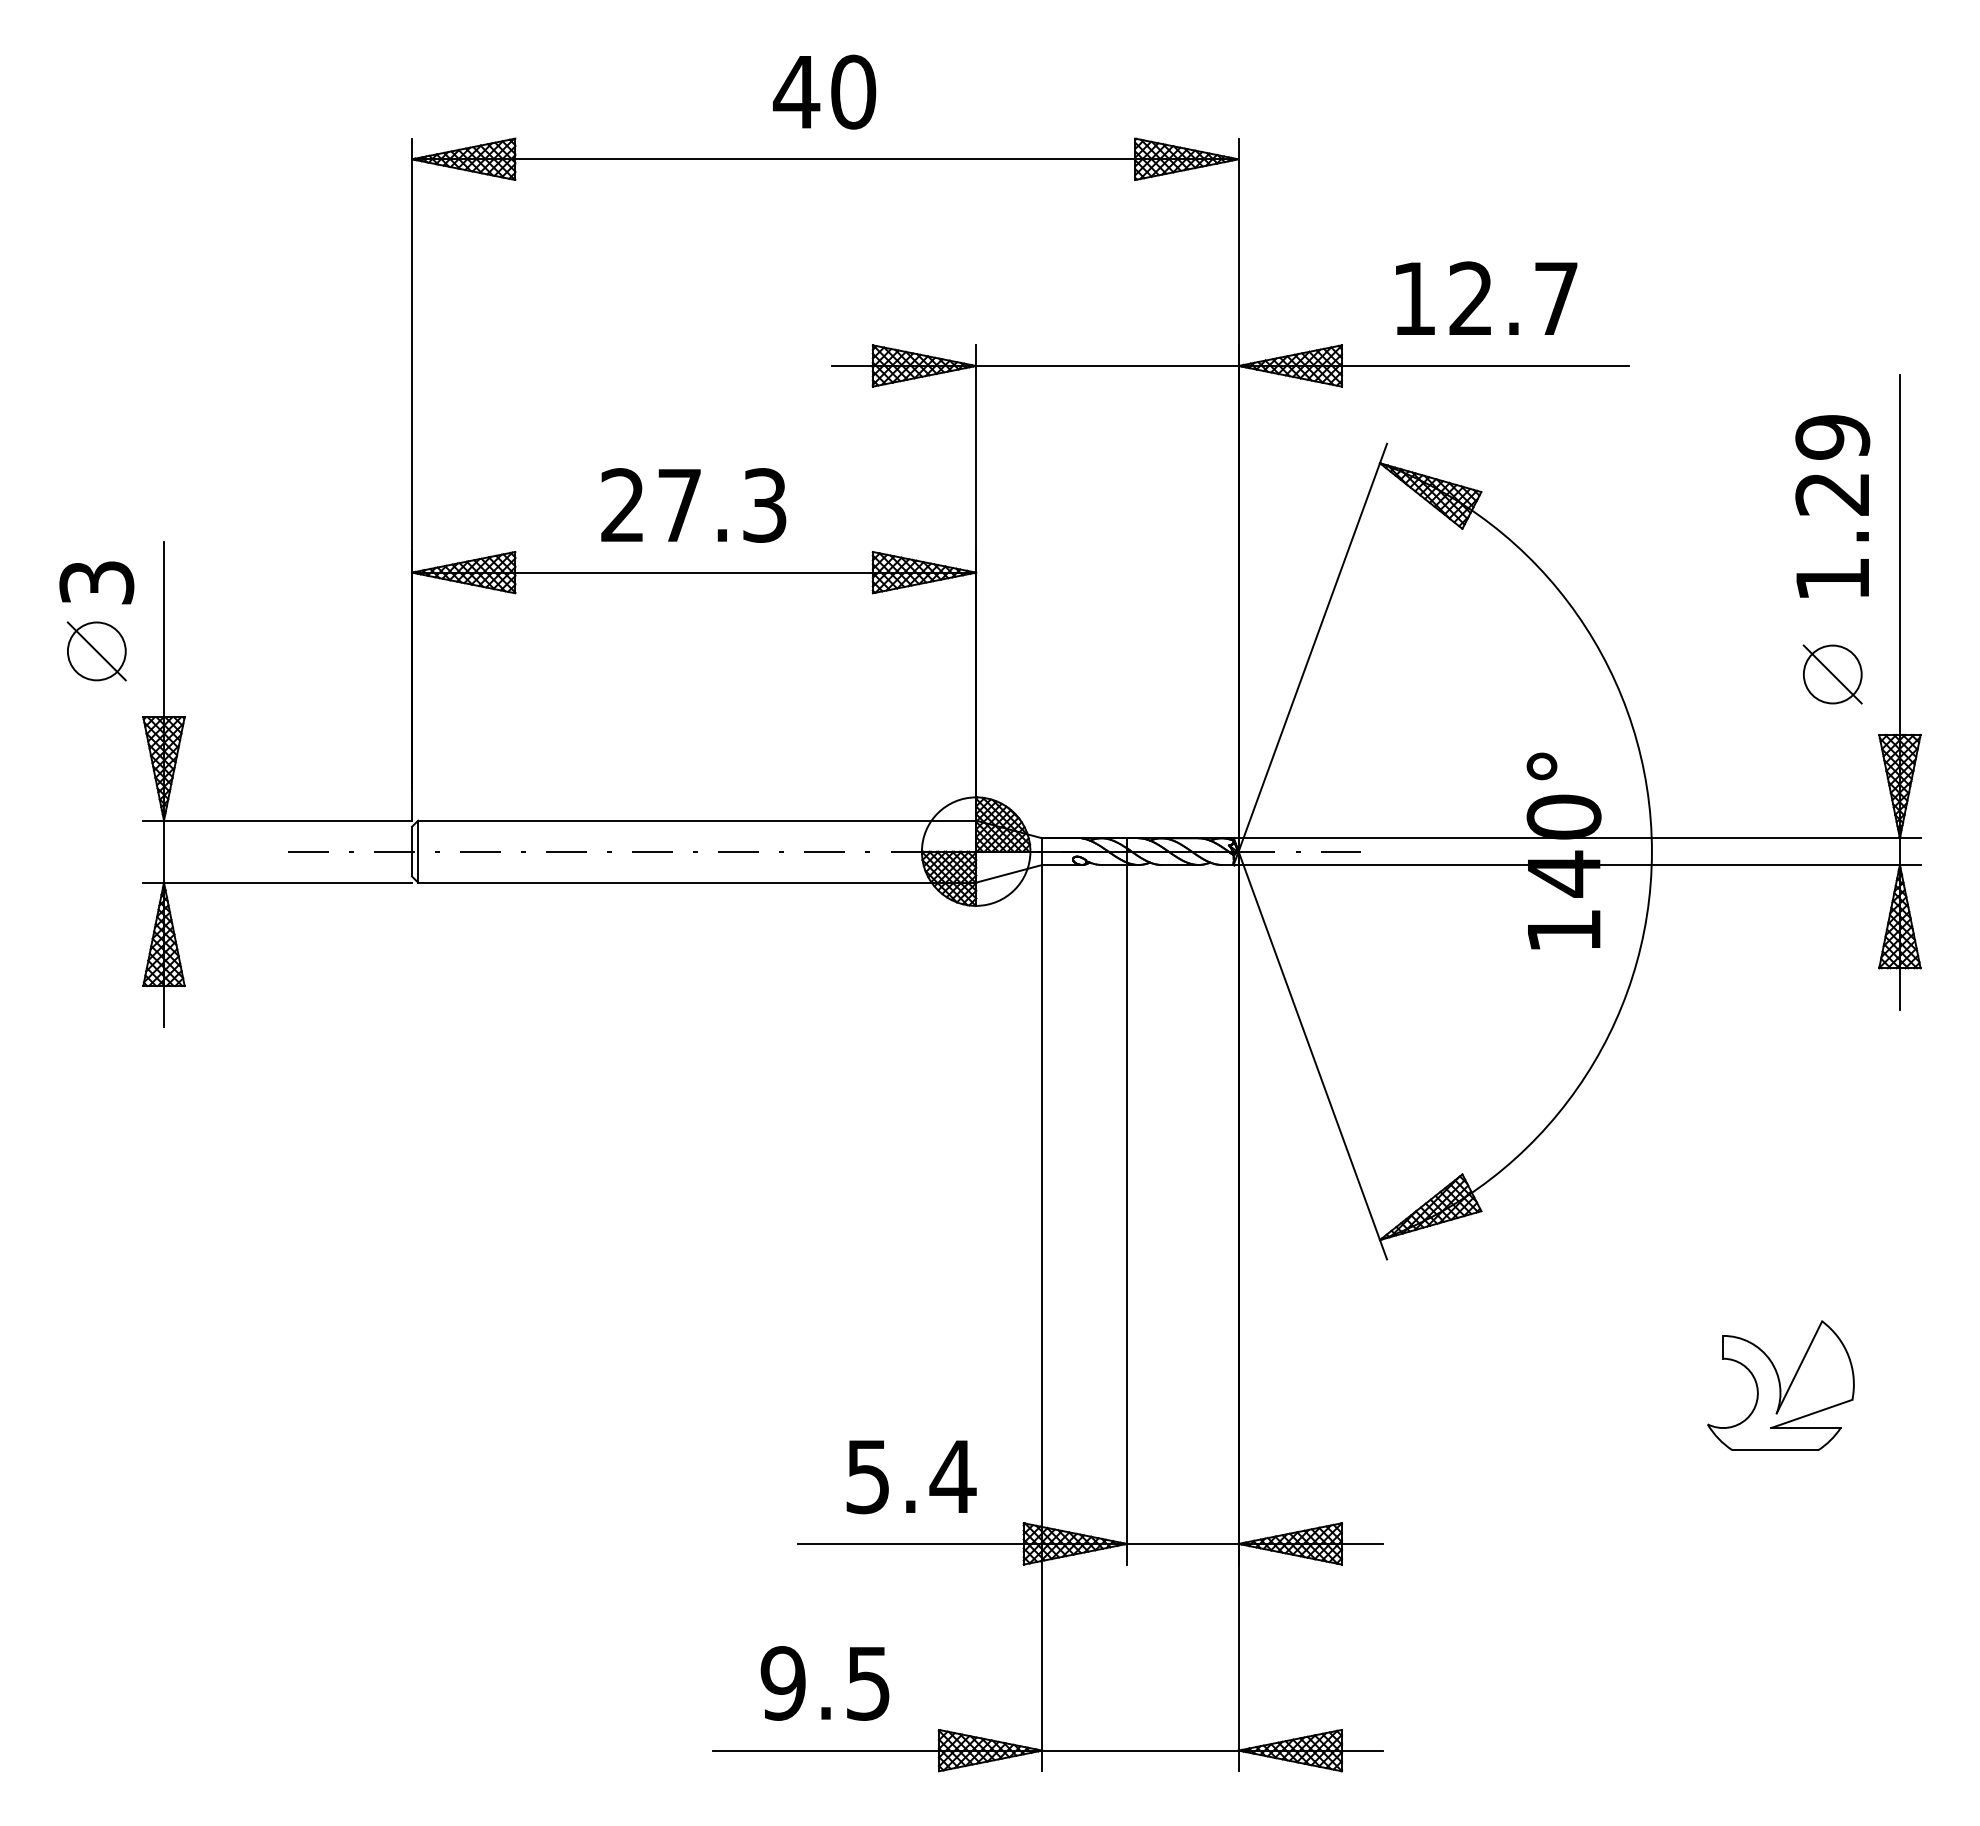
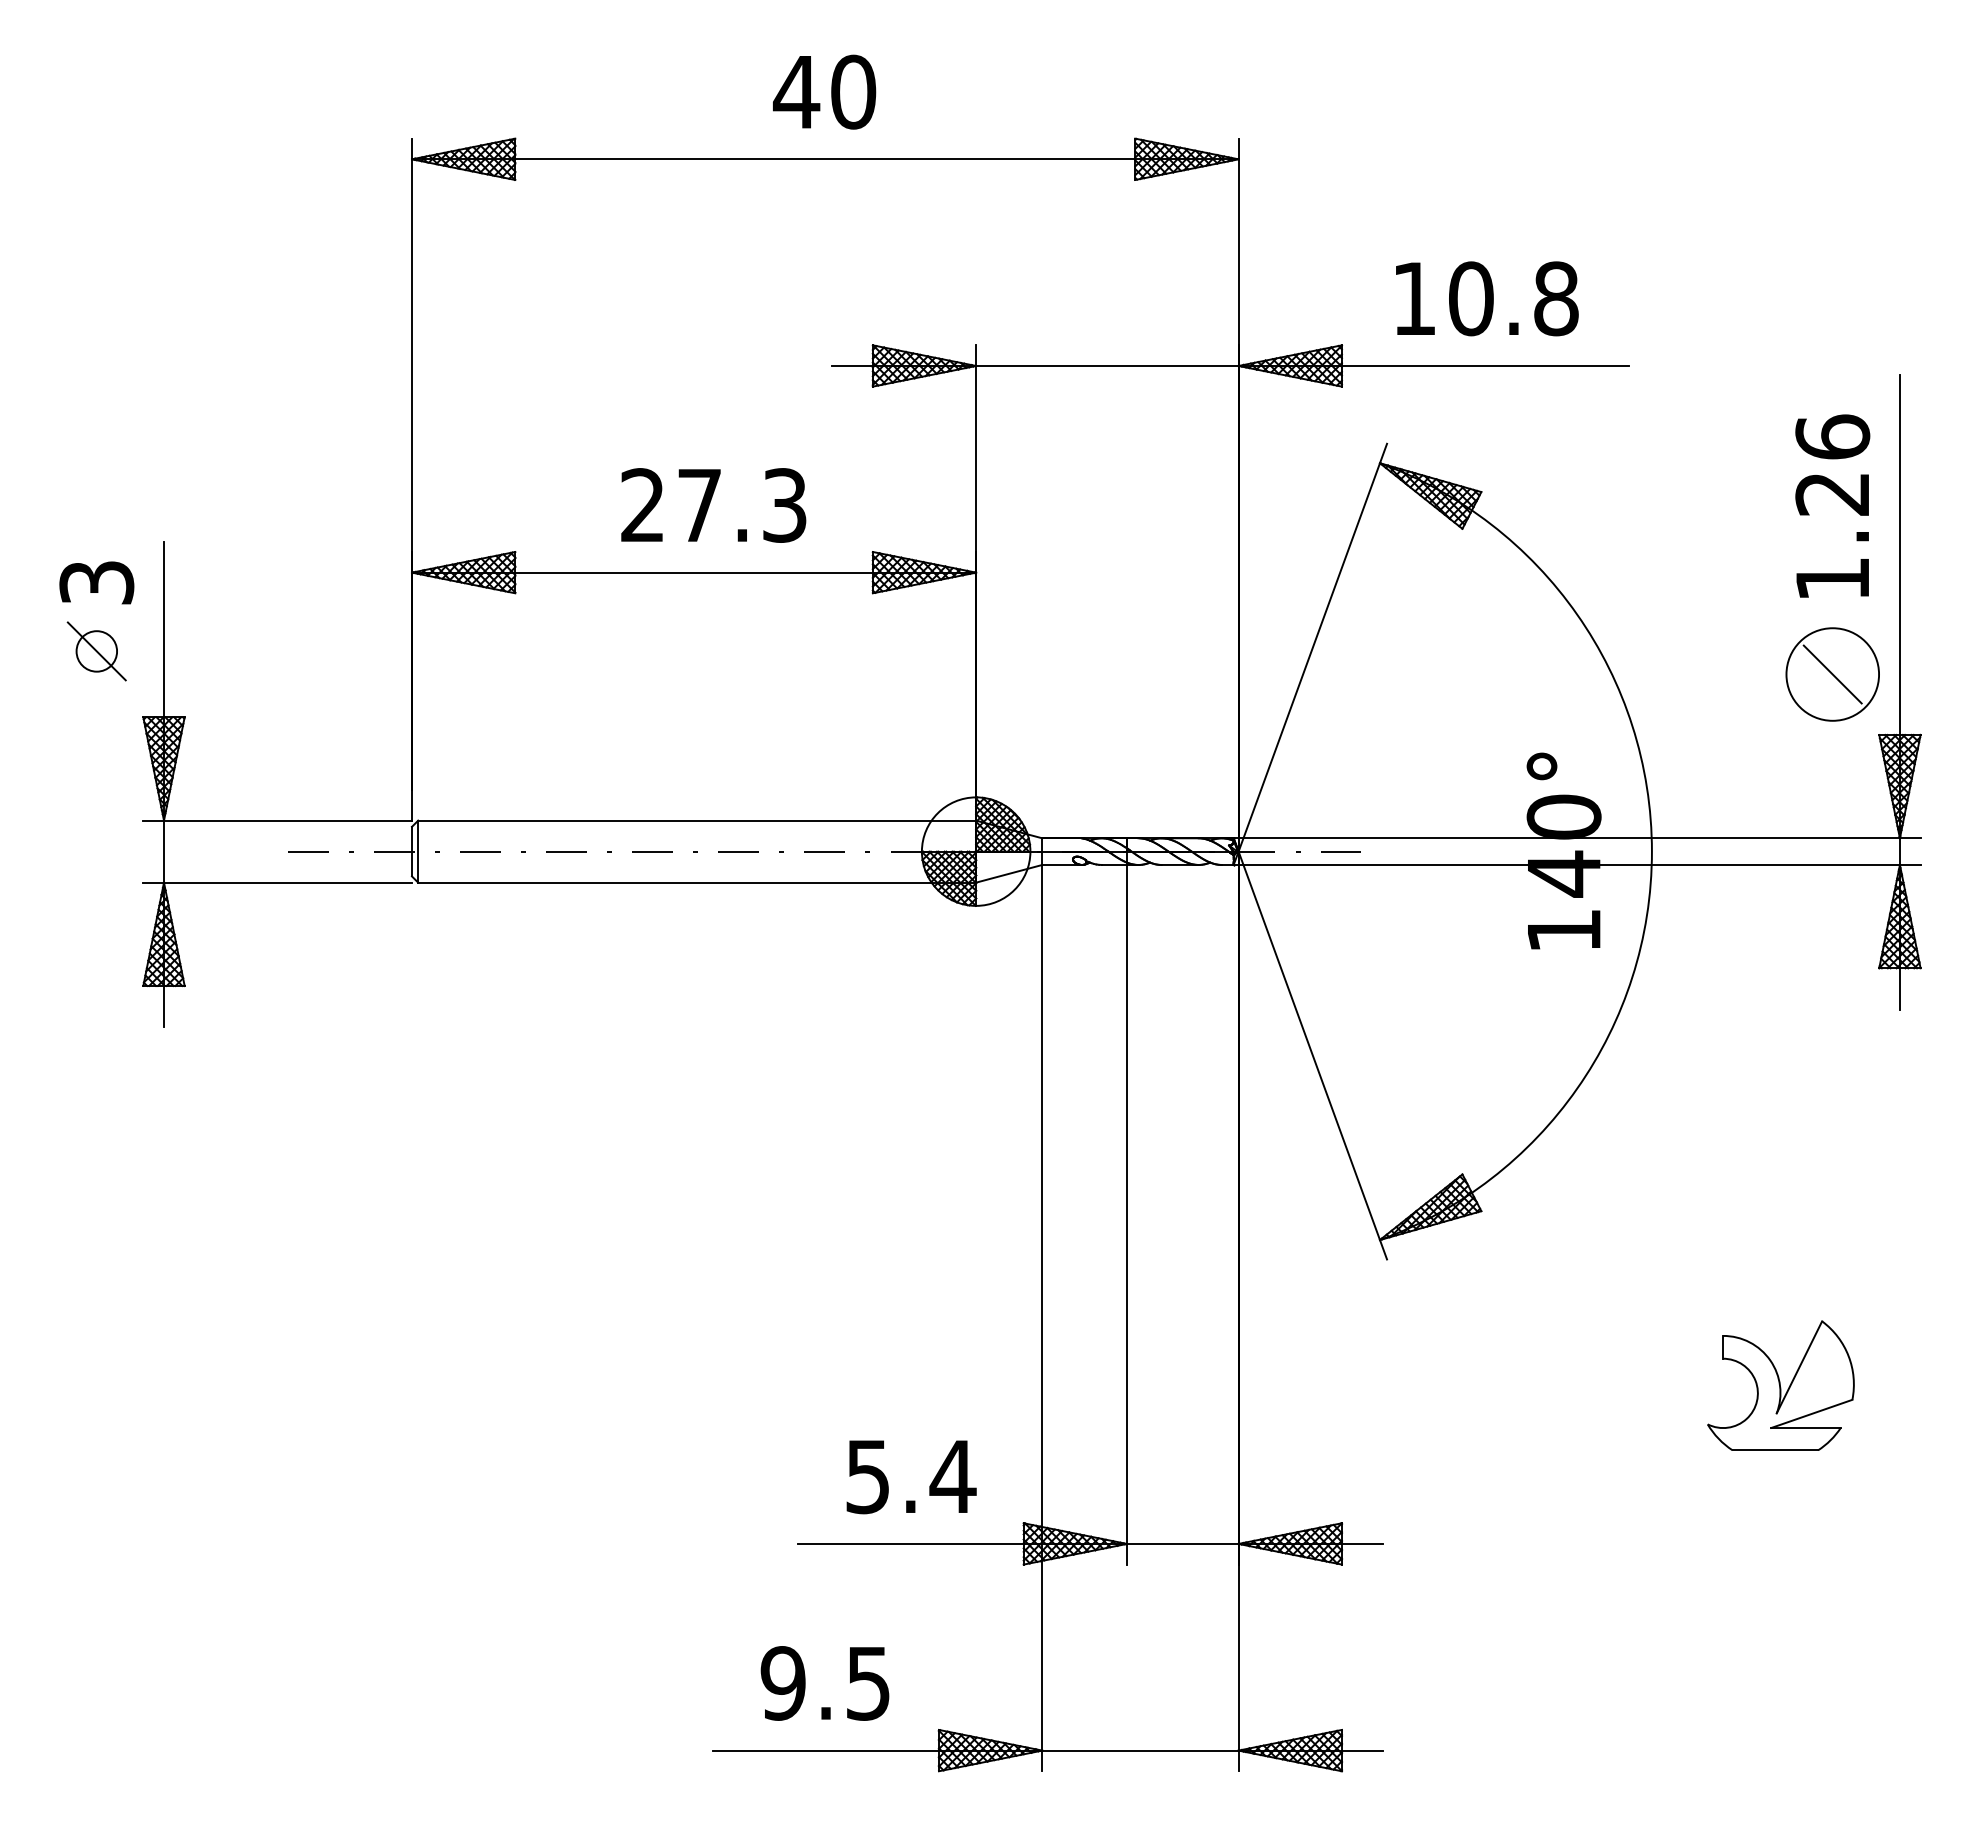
text: 12.7 -> 10.8 (1513, 298)
text: 1.29 -> 1.26 (1832, 436)
text position: (693, 505) -> (713, 505) (713, 505)
circle diameter: 58 px -> 41 px (96, 651)
circle diameter: 58 px -> 93 px (1832, 674)
